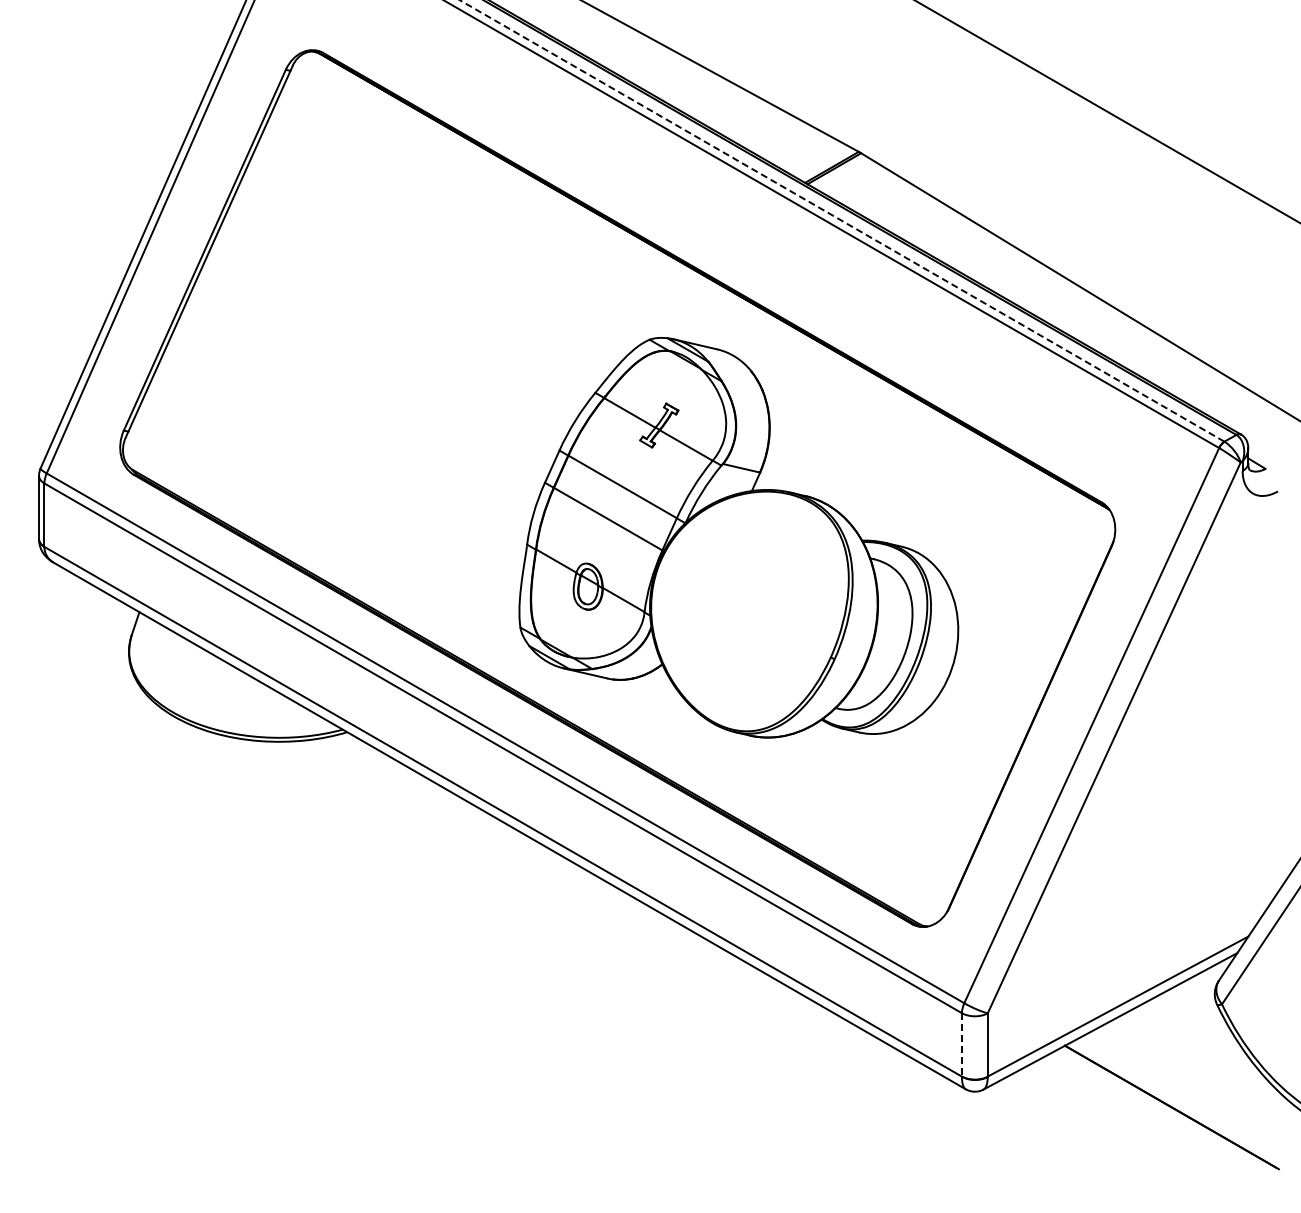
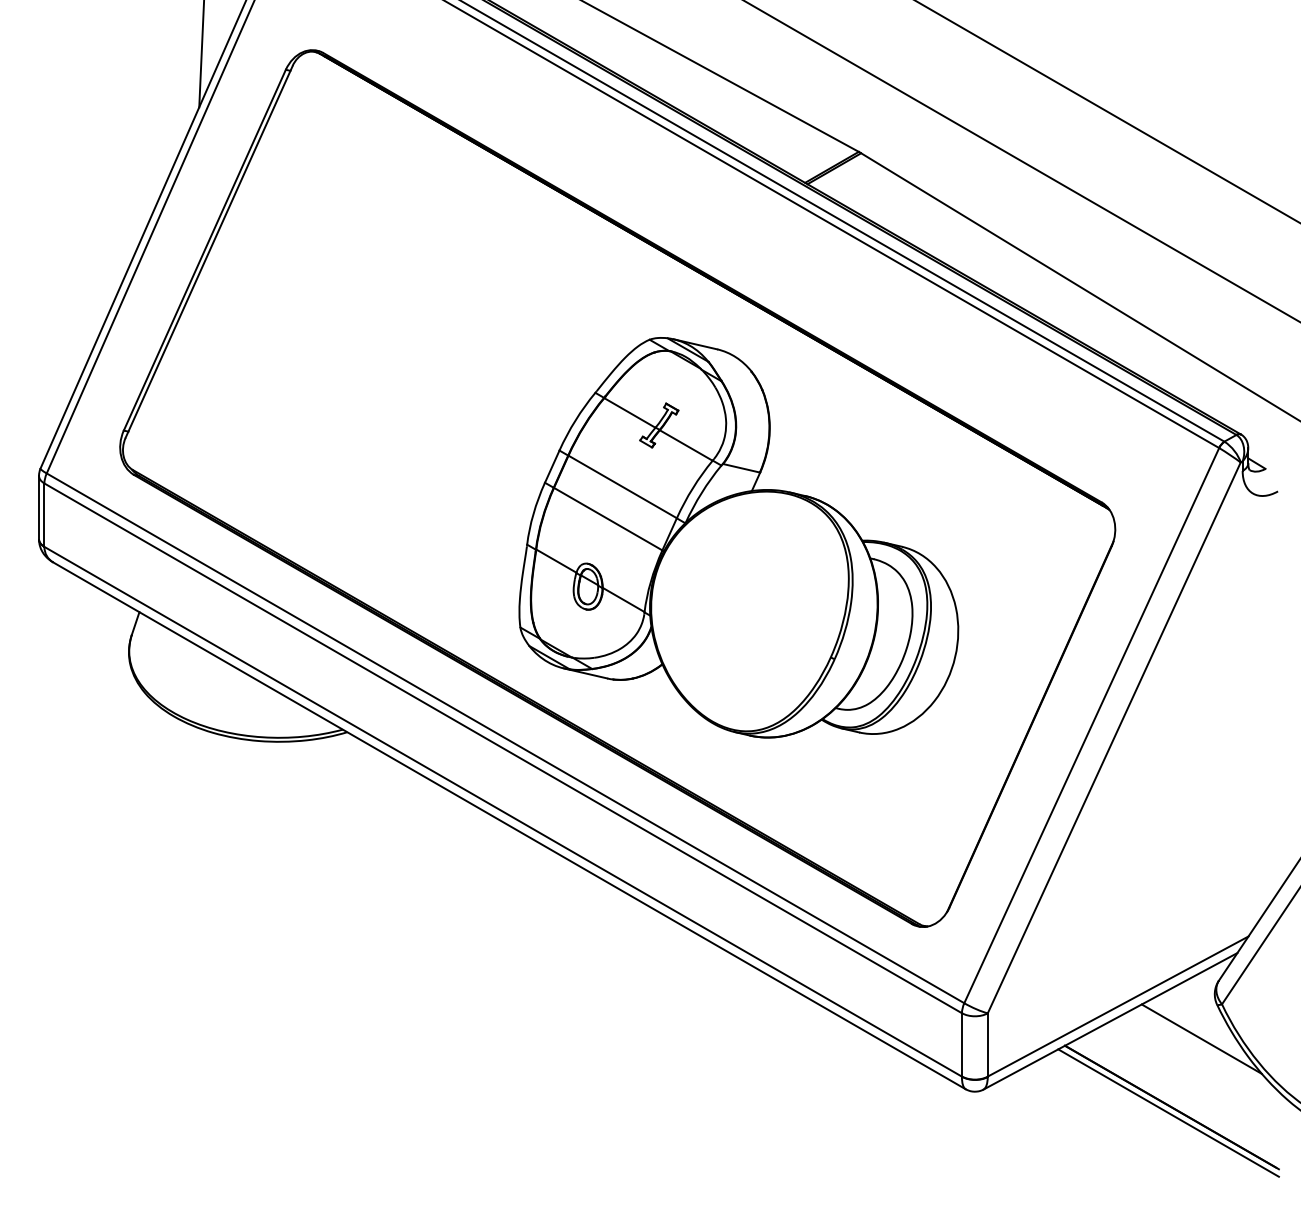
line: none -> present (201, 54)
line: none -> present (1021, 161)
line: dashed -> solid (841, 220)
line: none -> present (1201, 1038)
line: dashed -> solid (961, 1044)
line: none -> present (1168, 1112)
